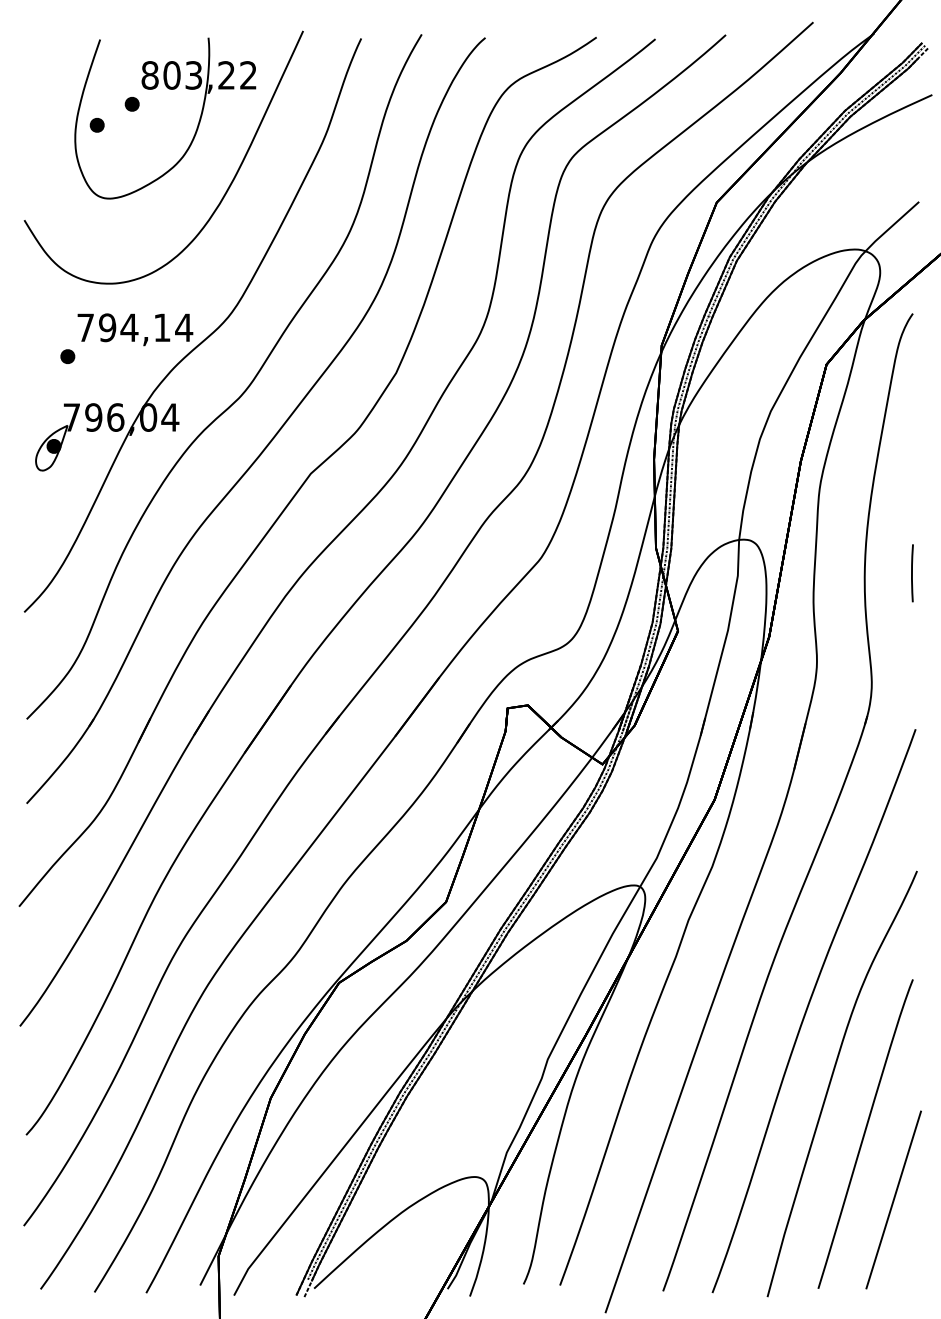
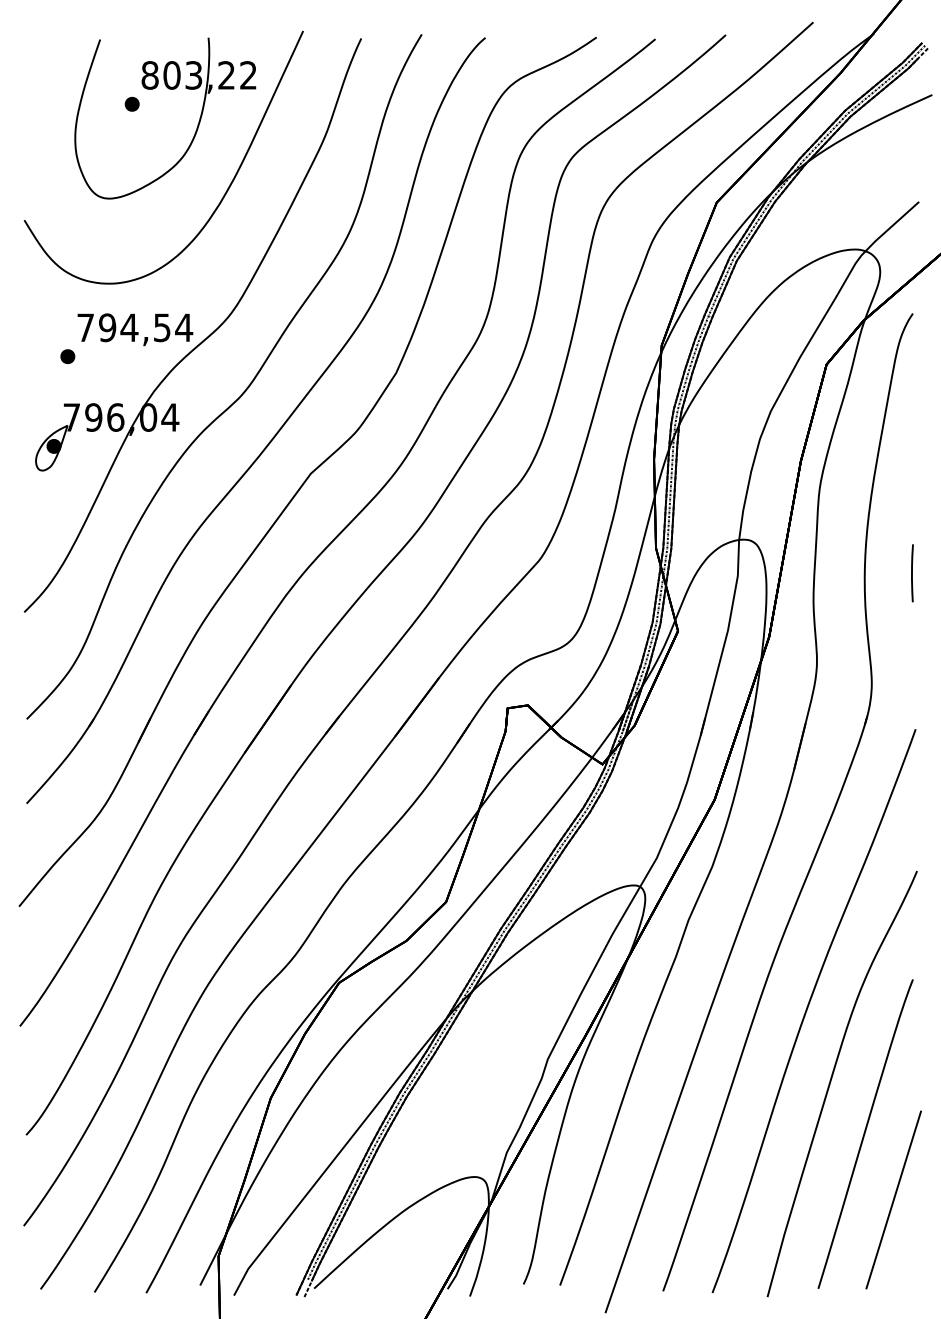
part: present -> none (96, 125)
text: 794,14 -> 794,54 (162, 327)
